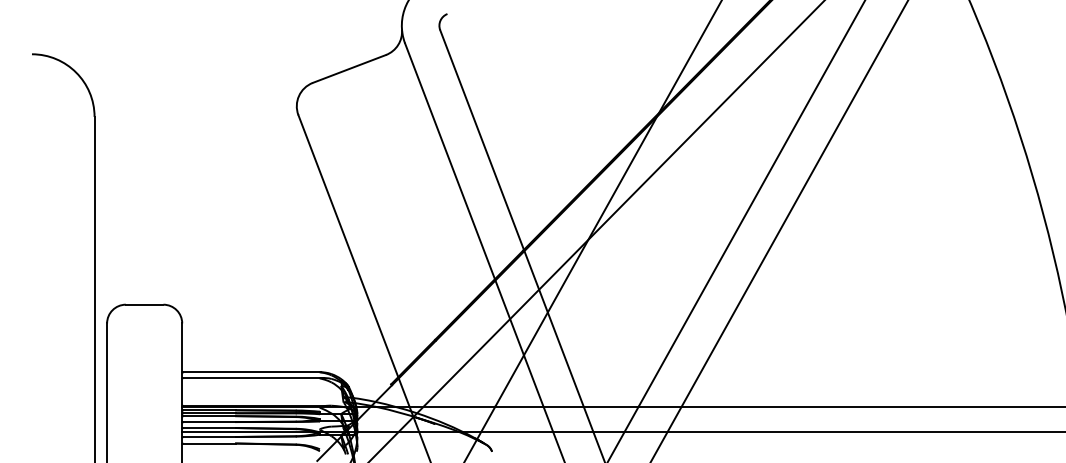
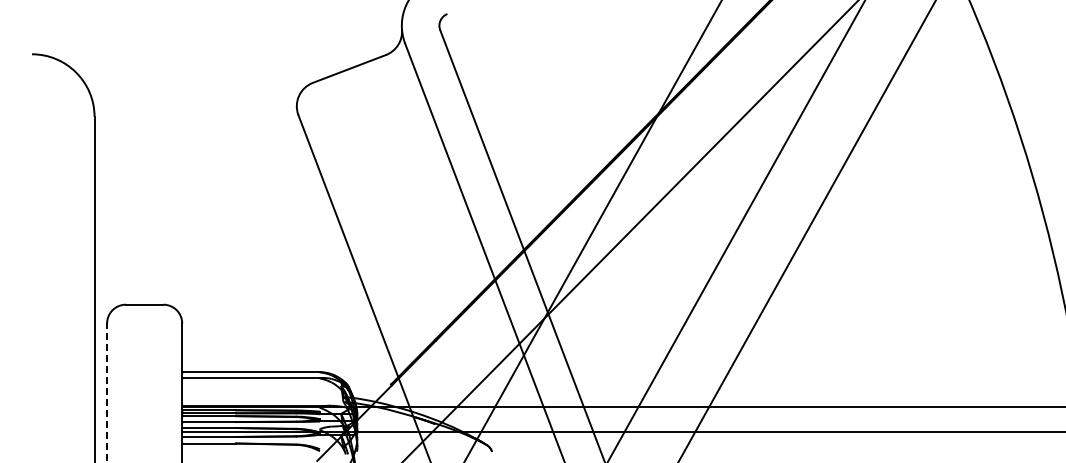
line position: (596, 230) -> (630, 230) (630, 230)
line position: (779, 230) -> (806, 230) (806, 230)
line: solid -> dashed (107, 392)
